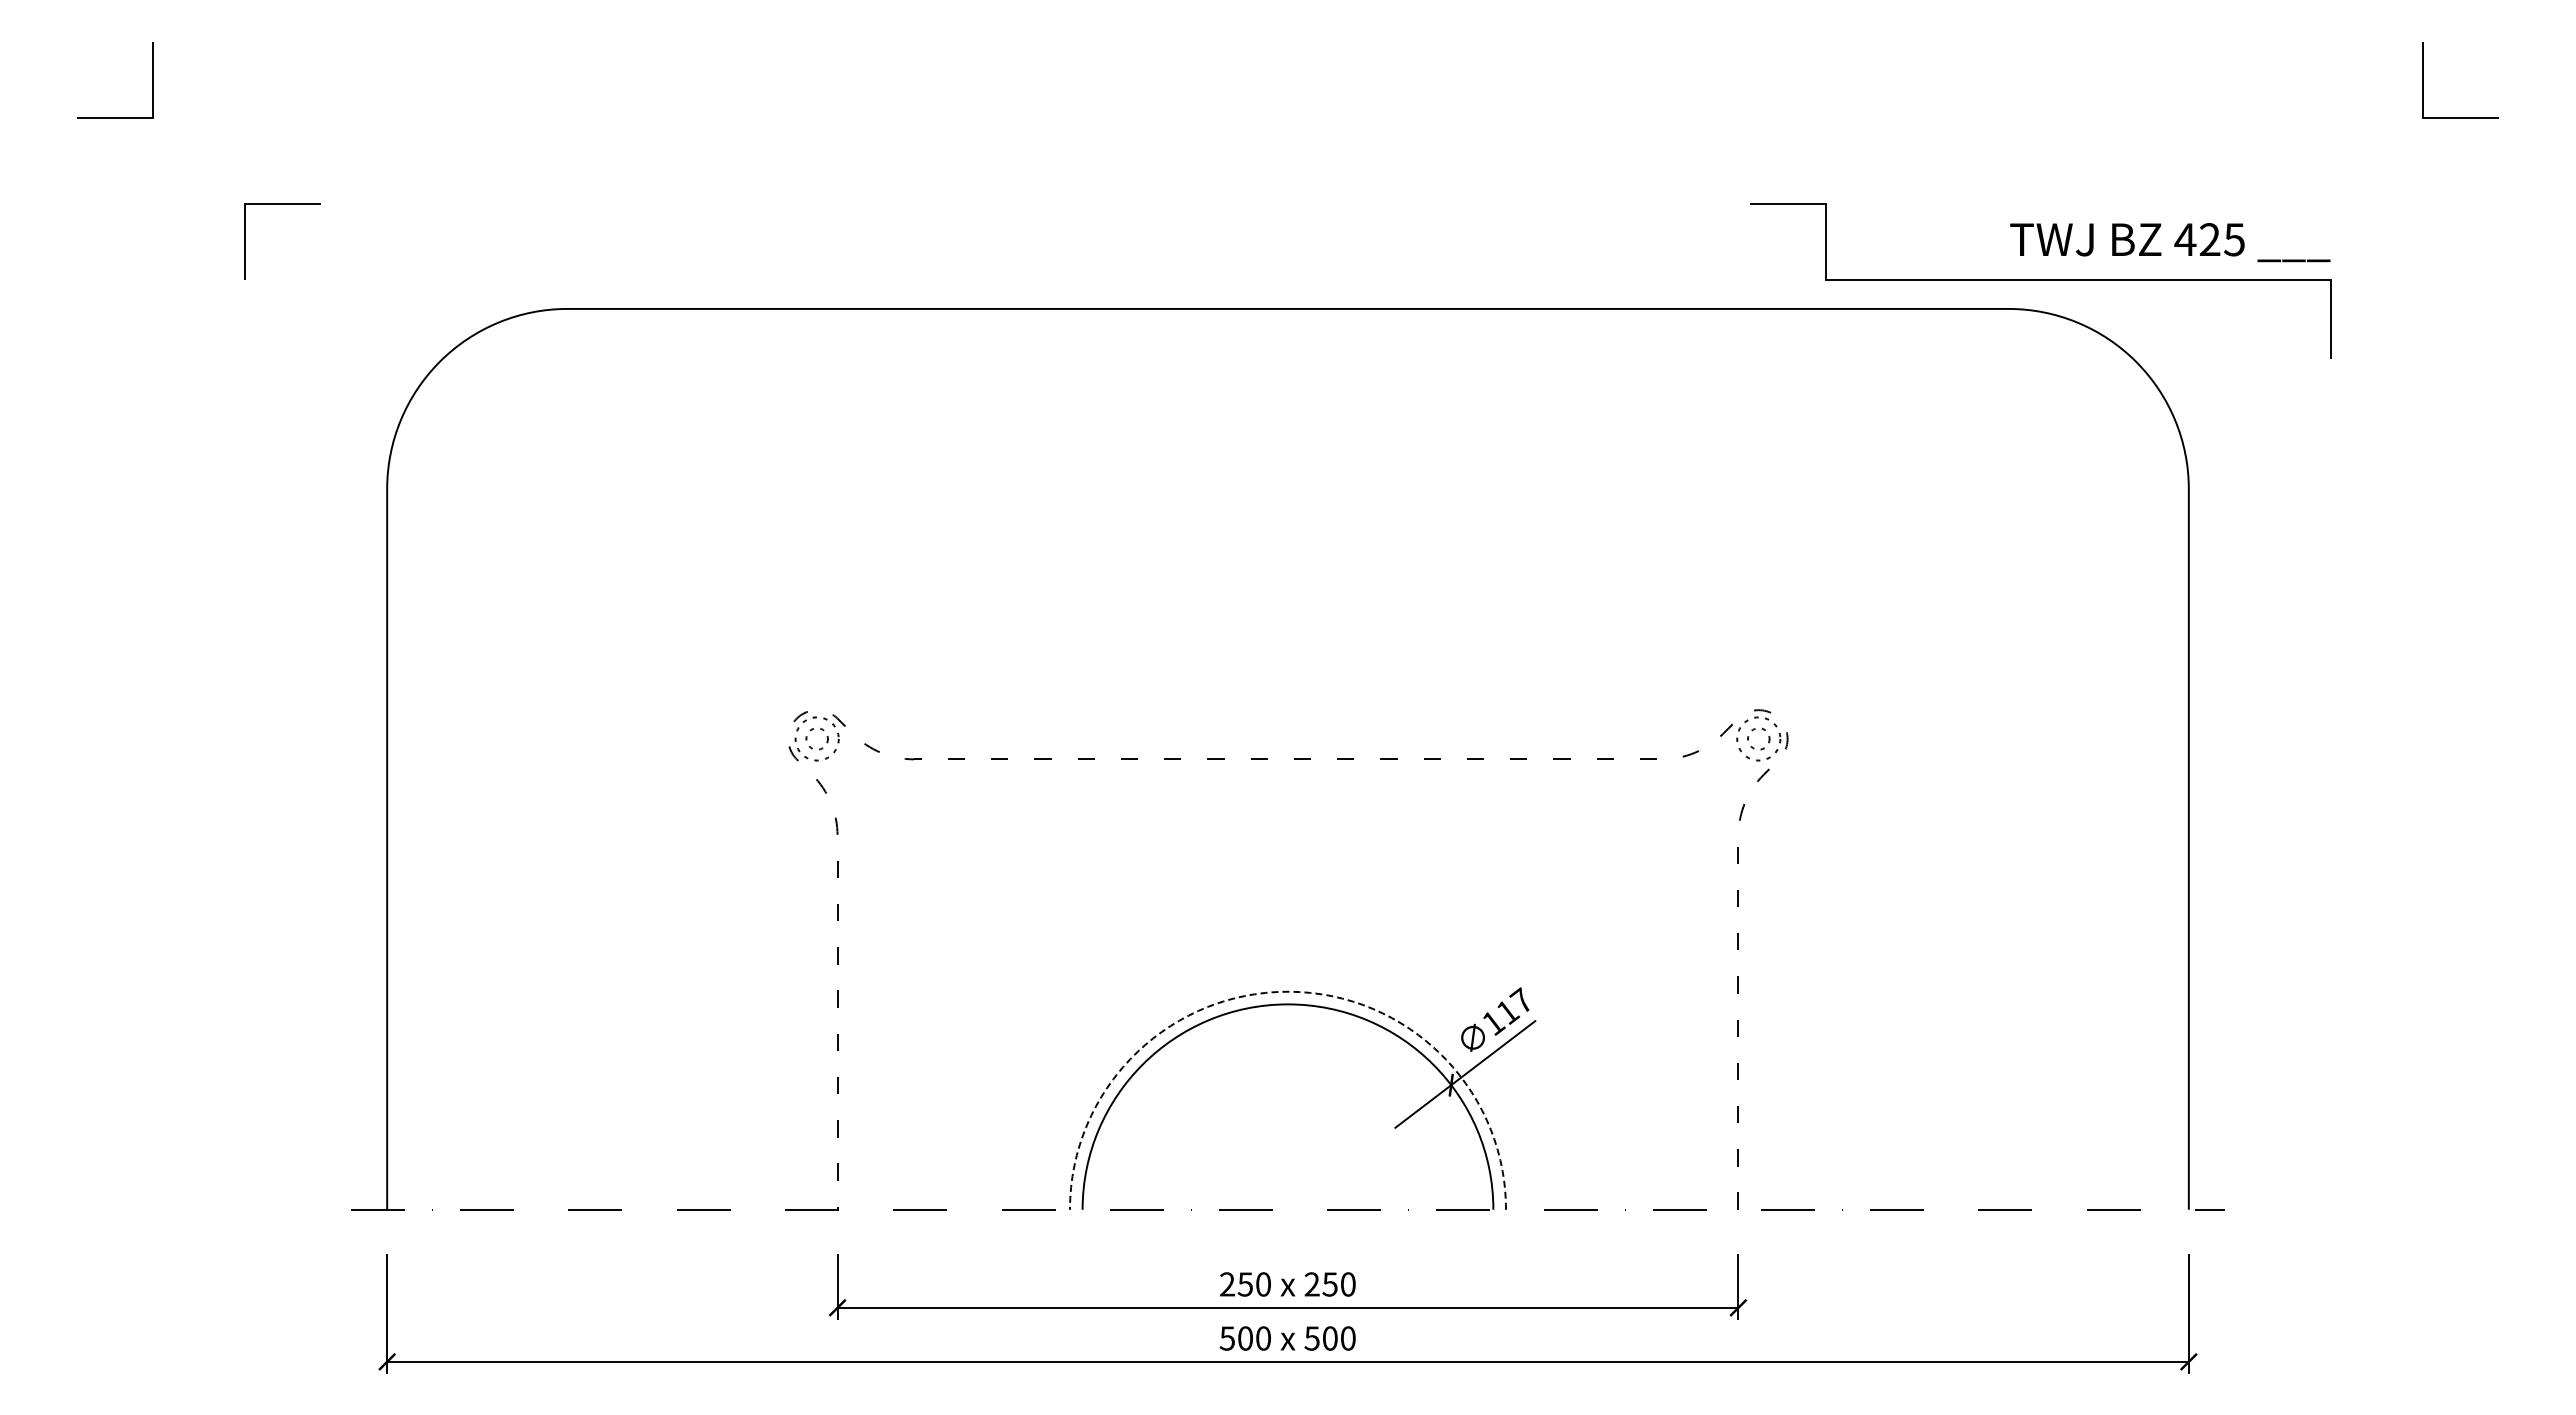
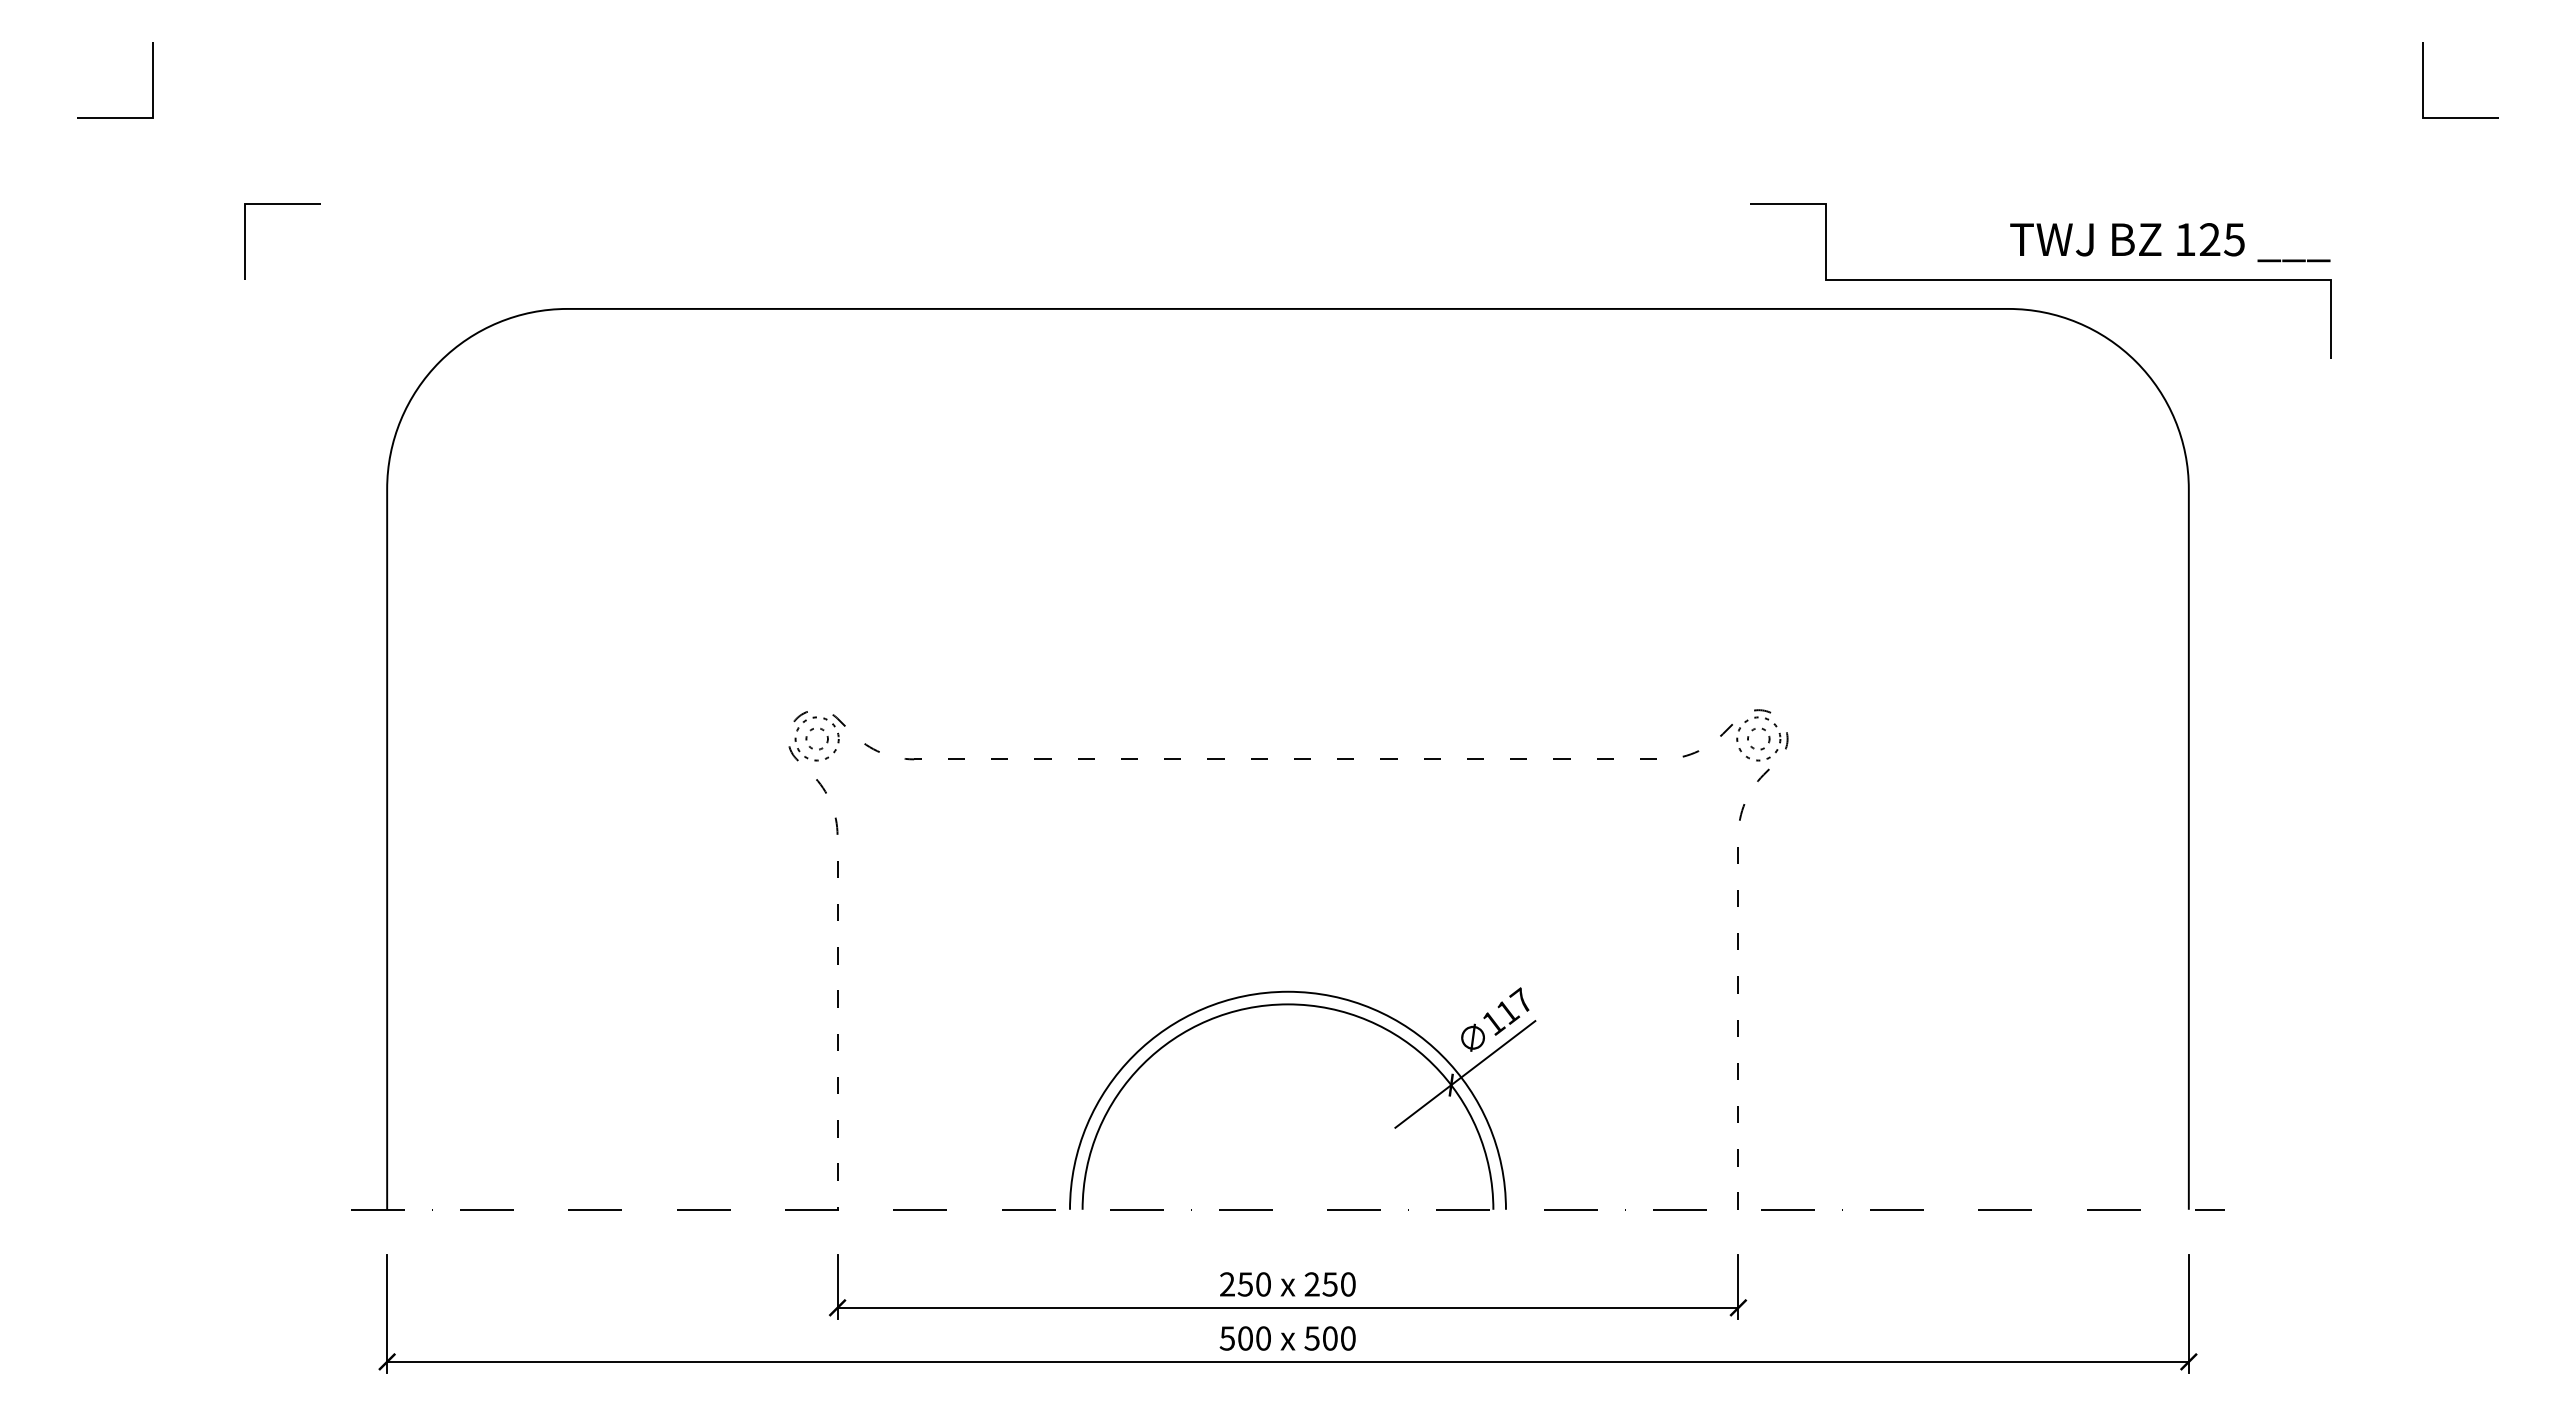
text: 425 -> 125 (2185, 239)
arc: dashed -> solid (1288, 991)
